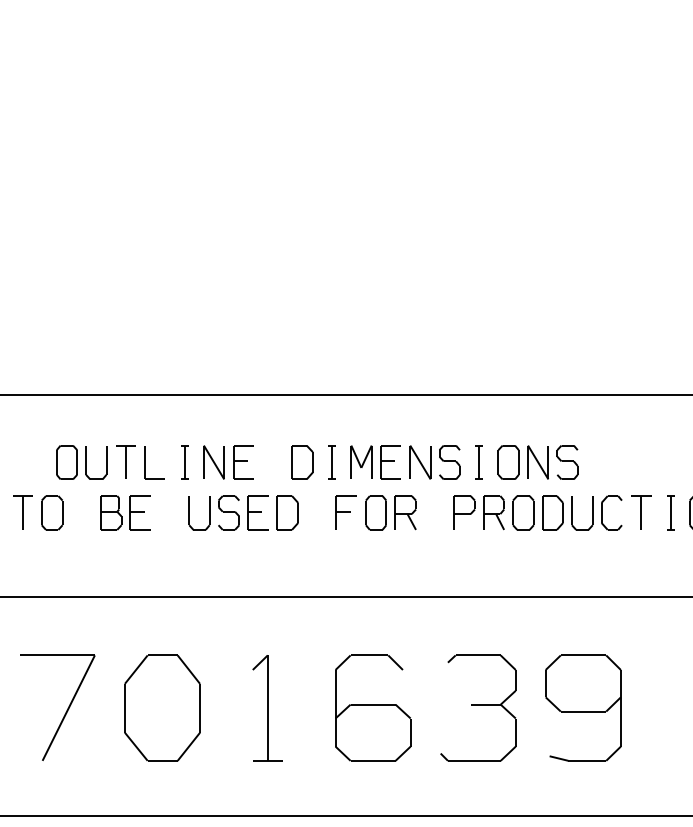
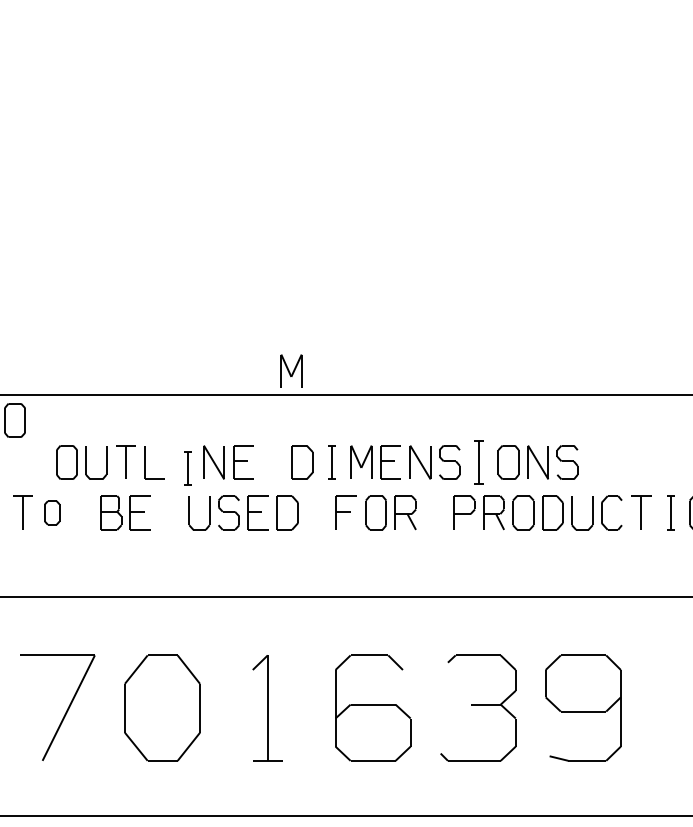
part: none -> present (291, 370)
part: none -> present (14, 420)
part position: (184, 462) -> (187, 468) (187, 468)
part size: 8x35 px -> 10x45 px (478, 462)
part size: 23x36 px -> 17x26 px (52, 512)
